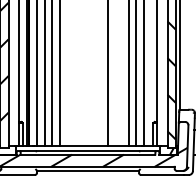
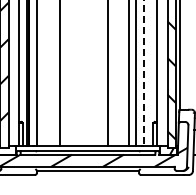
line: solid -> dashed (143, 73)
line: present -> none (44, 74)
line: present -> none (52, 74)
